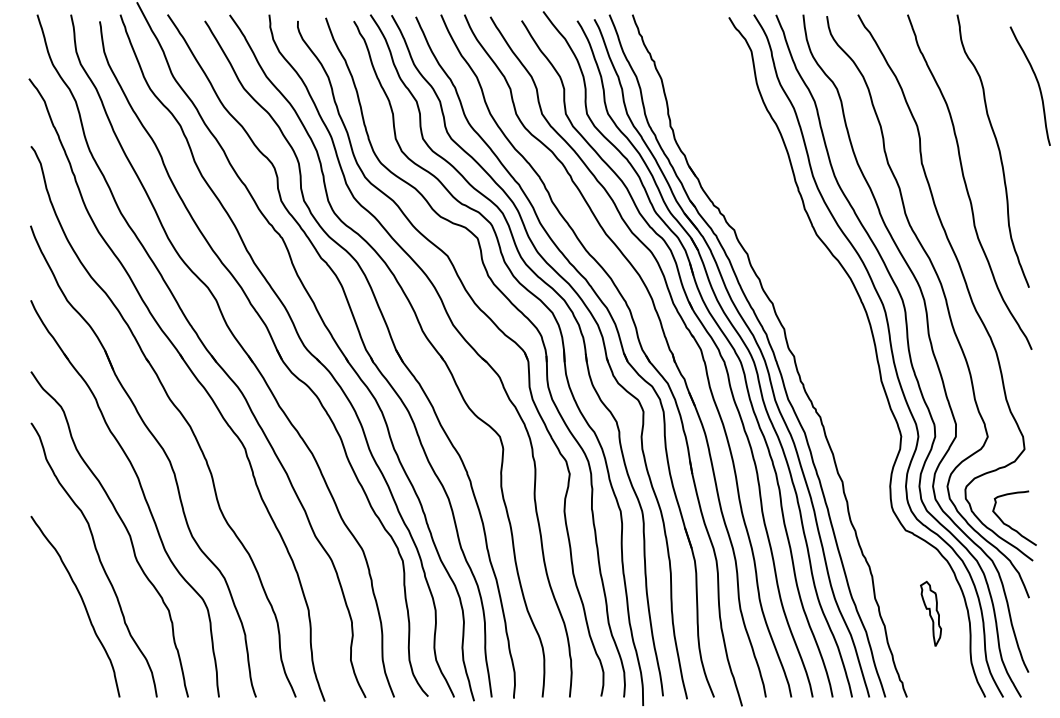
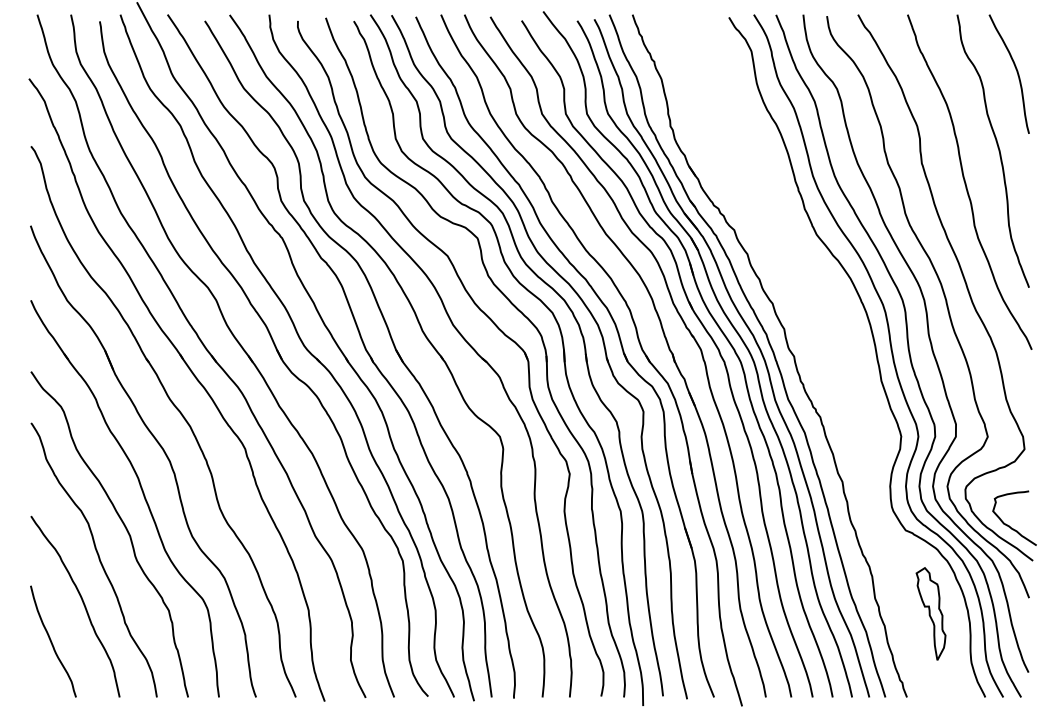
curve position: (1036, 81) -> (1015, 69) (1015, 69)
part size: 22x67 px -> 32x94 px (930, 613)
curve: none -> present (52, 642)
